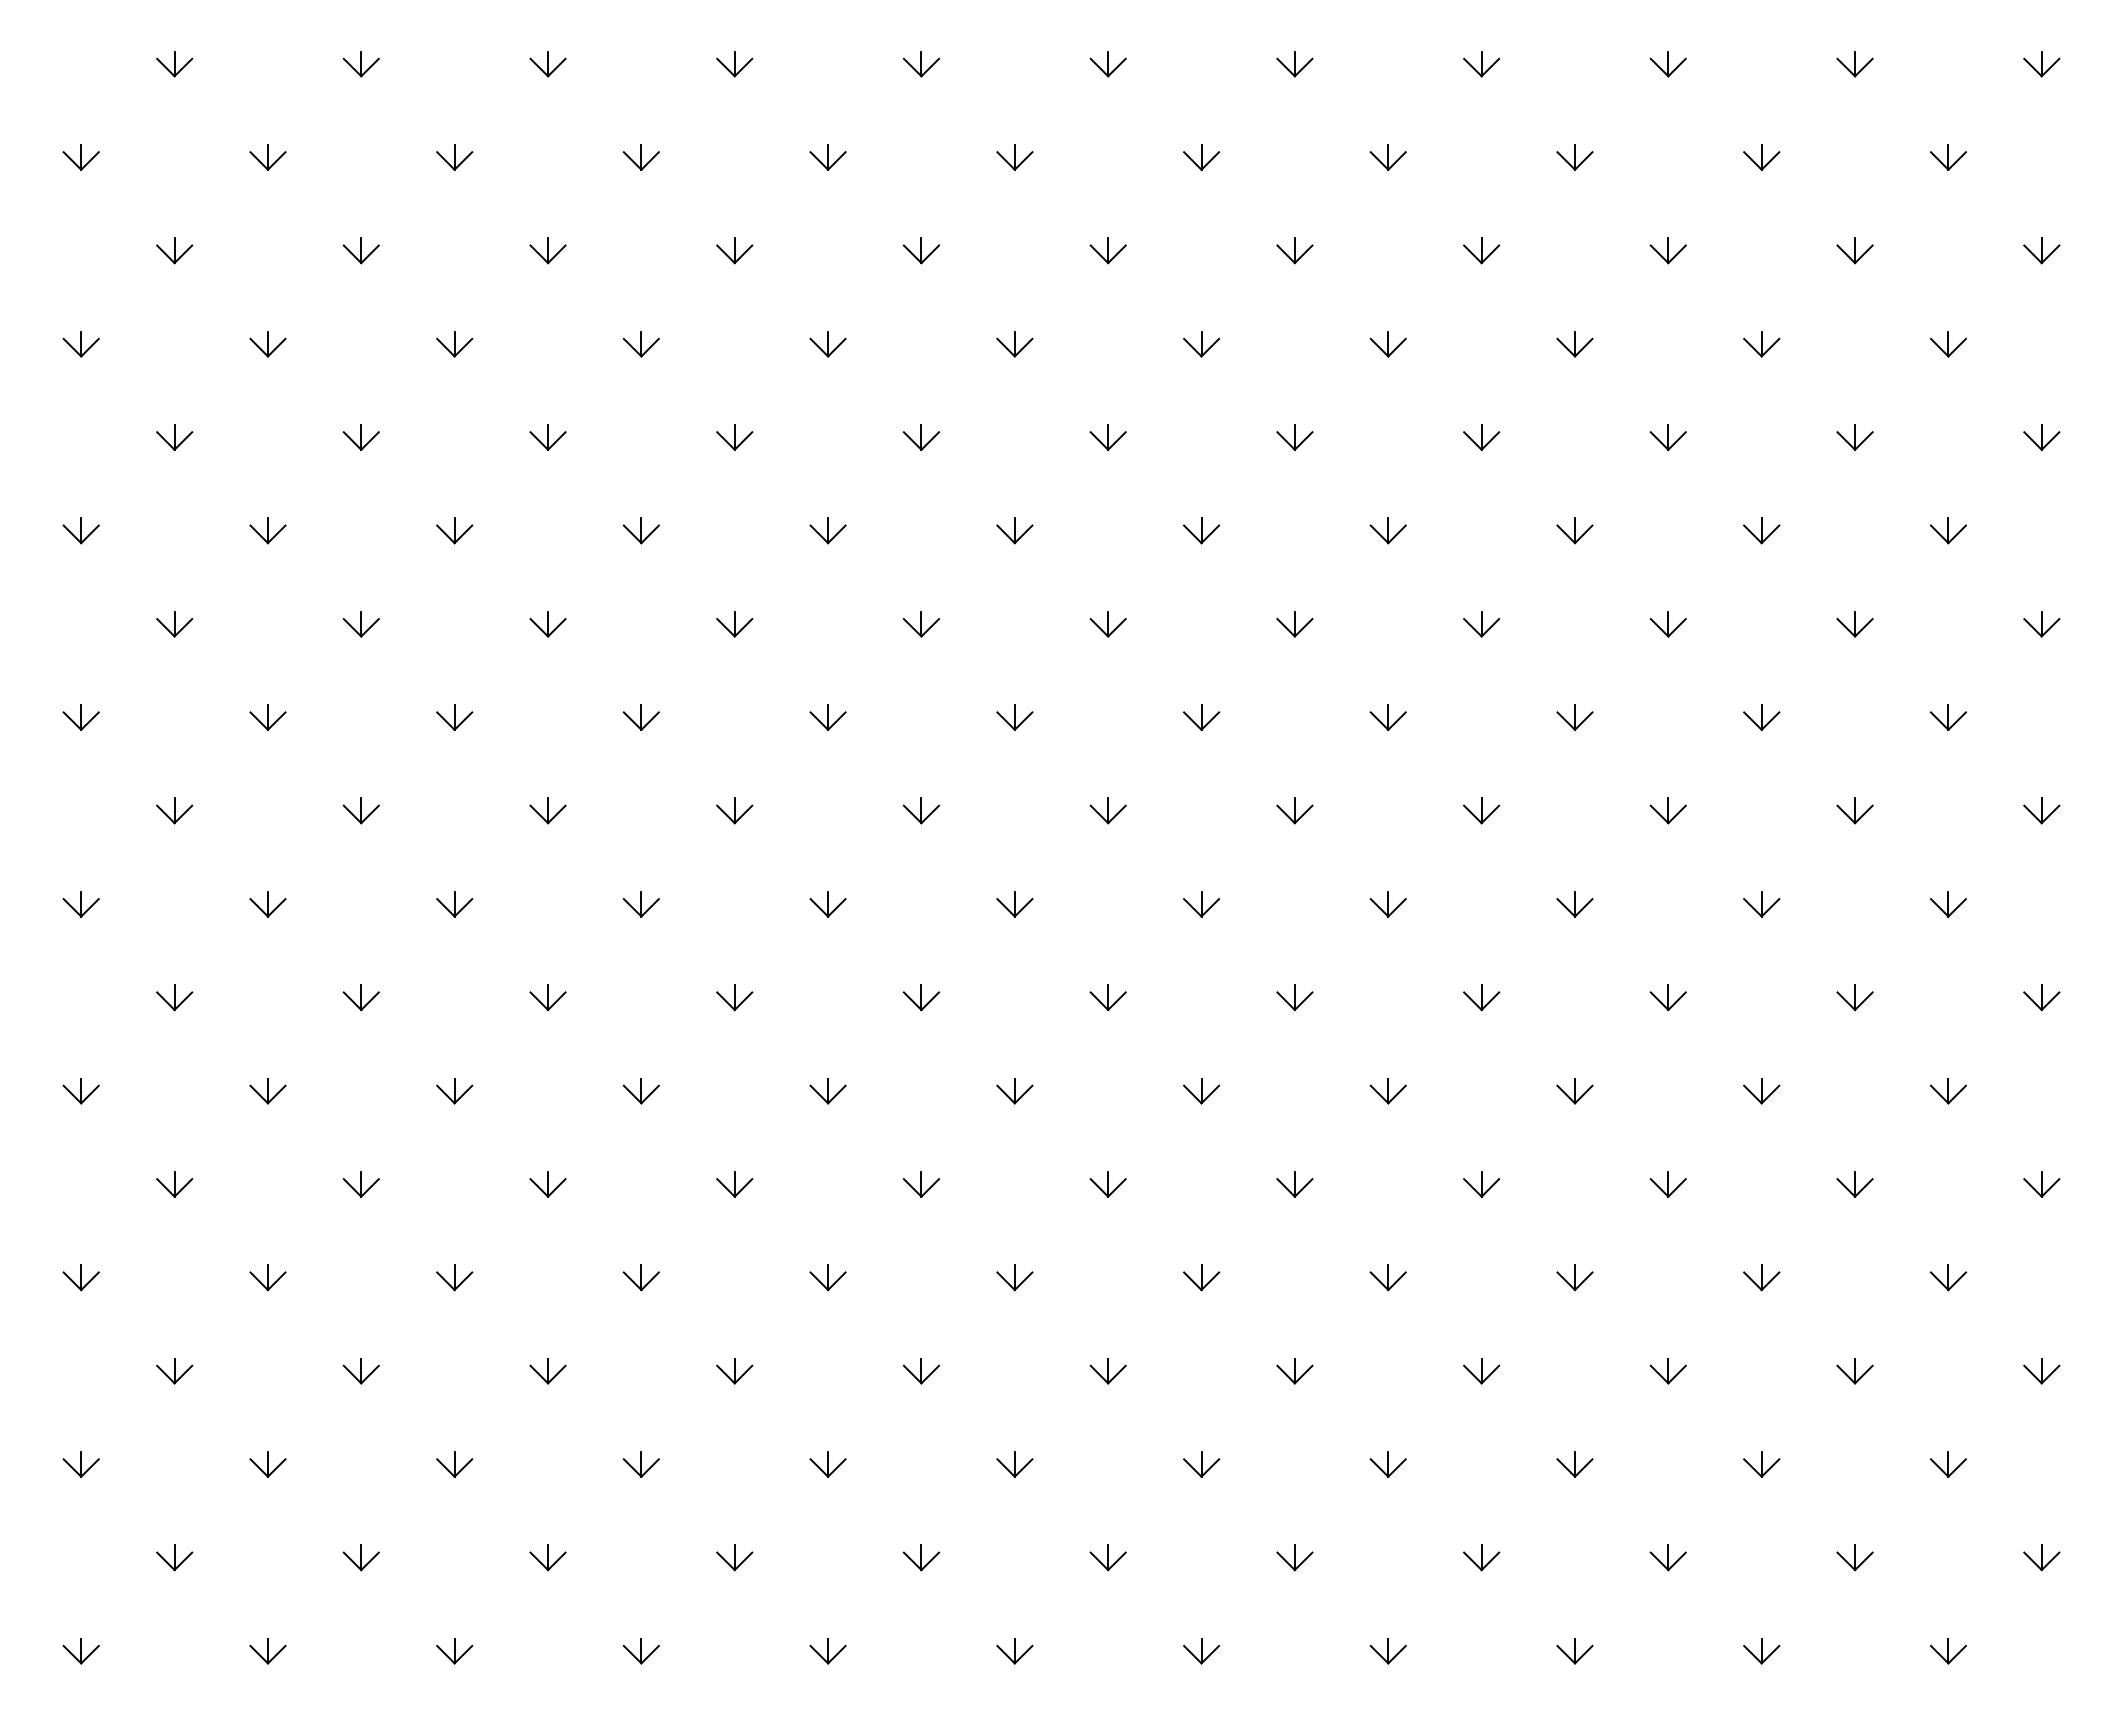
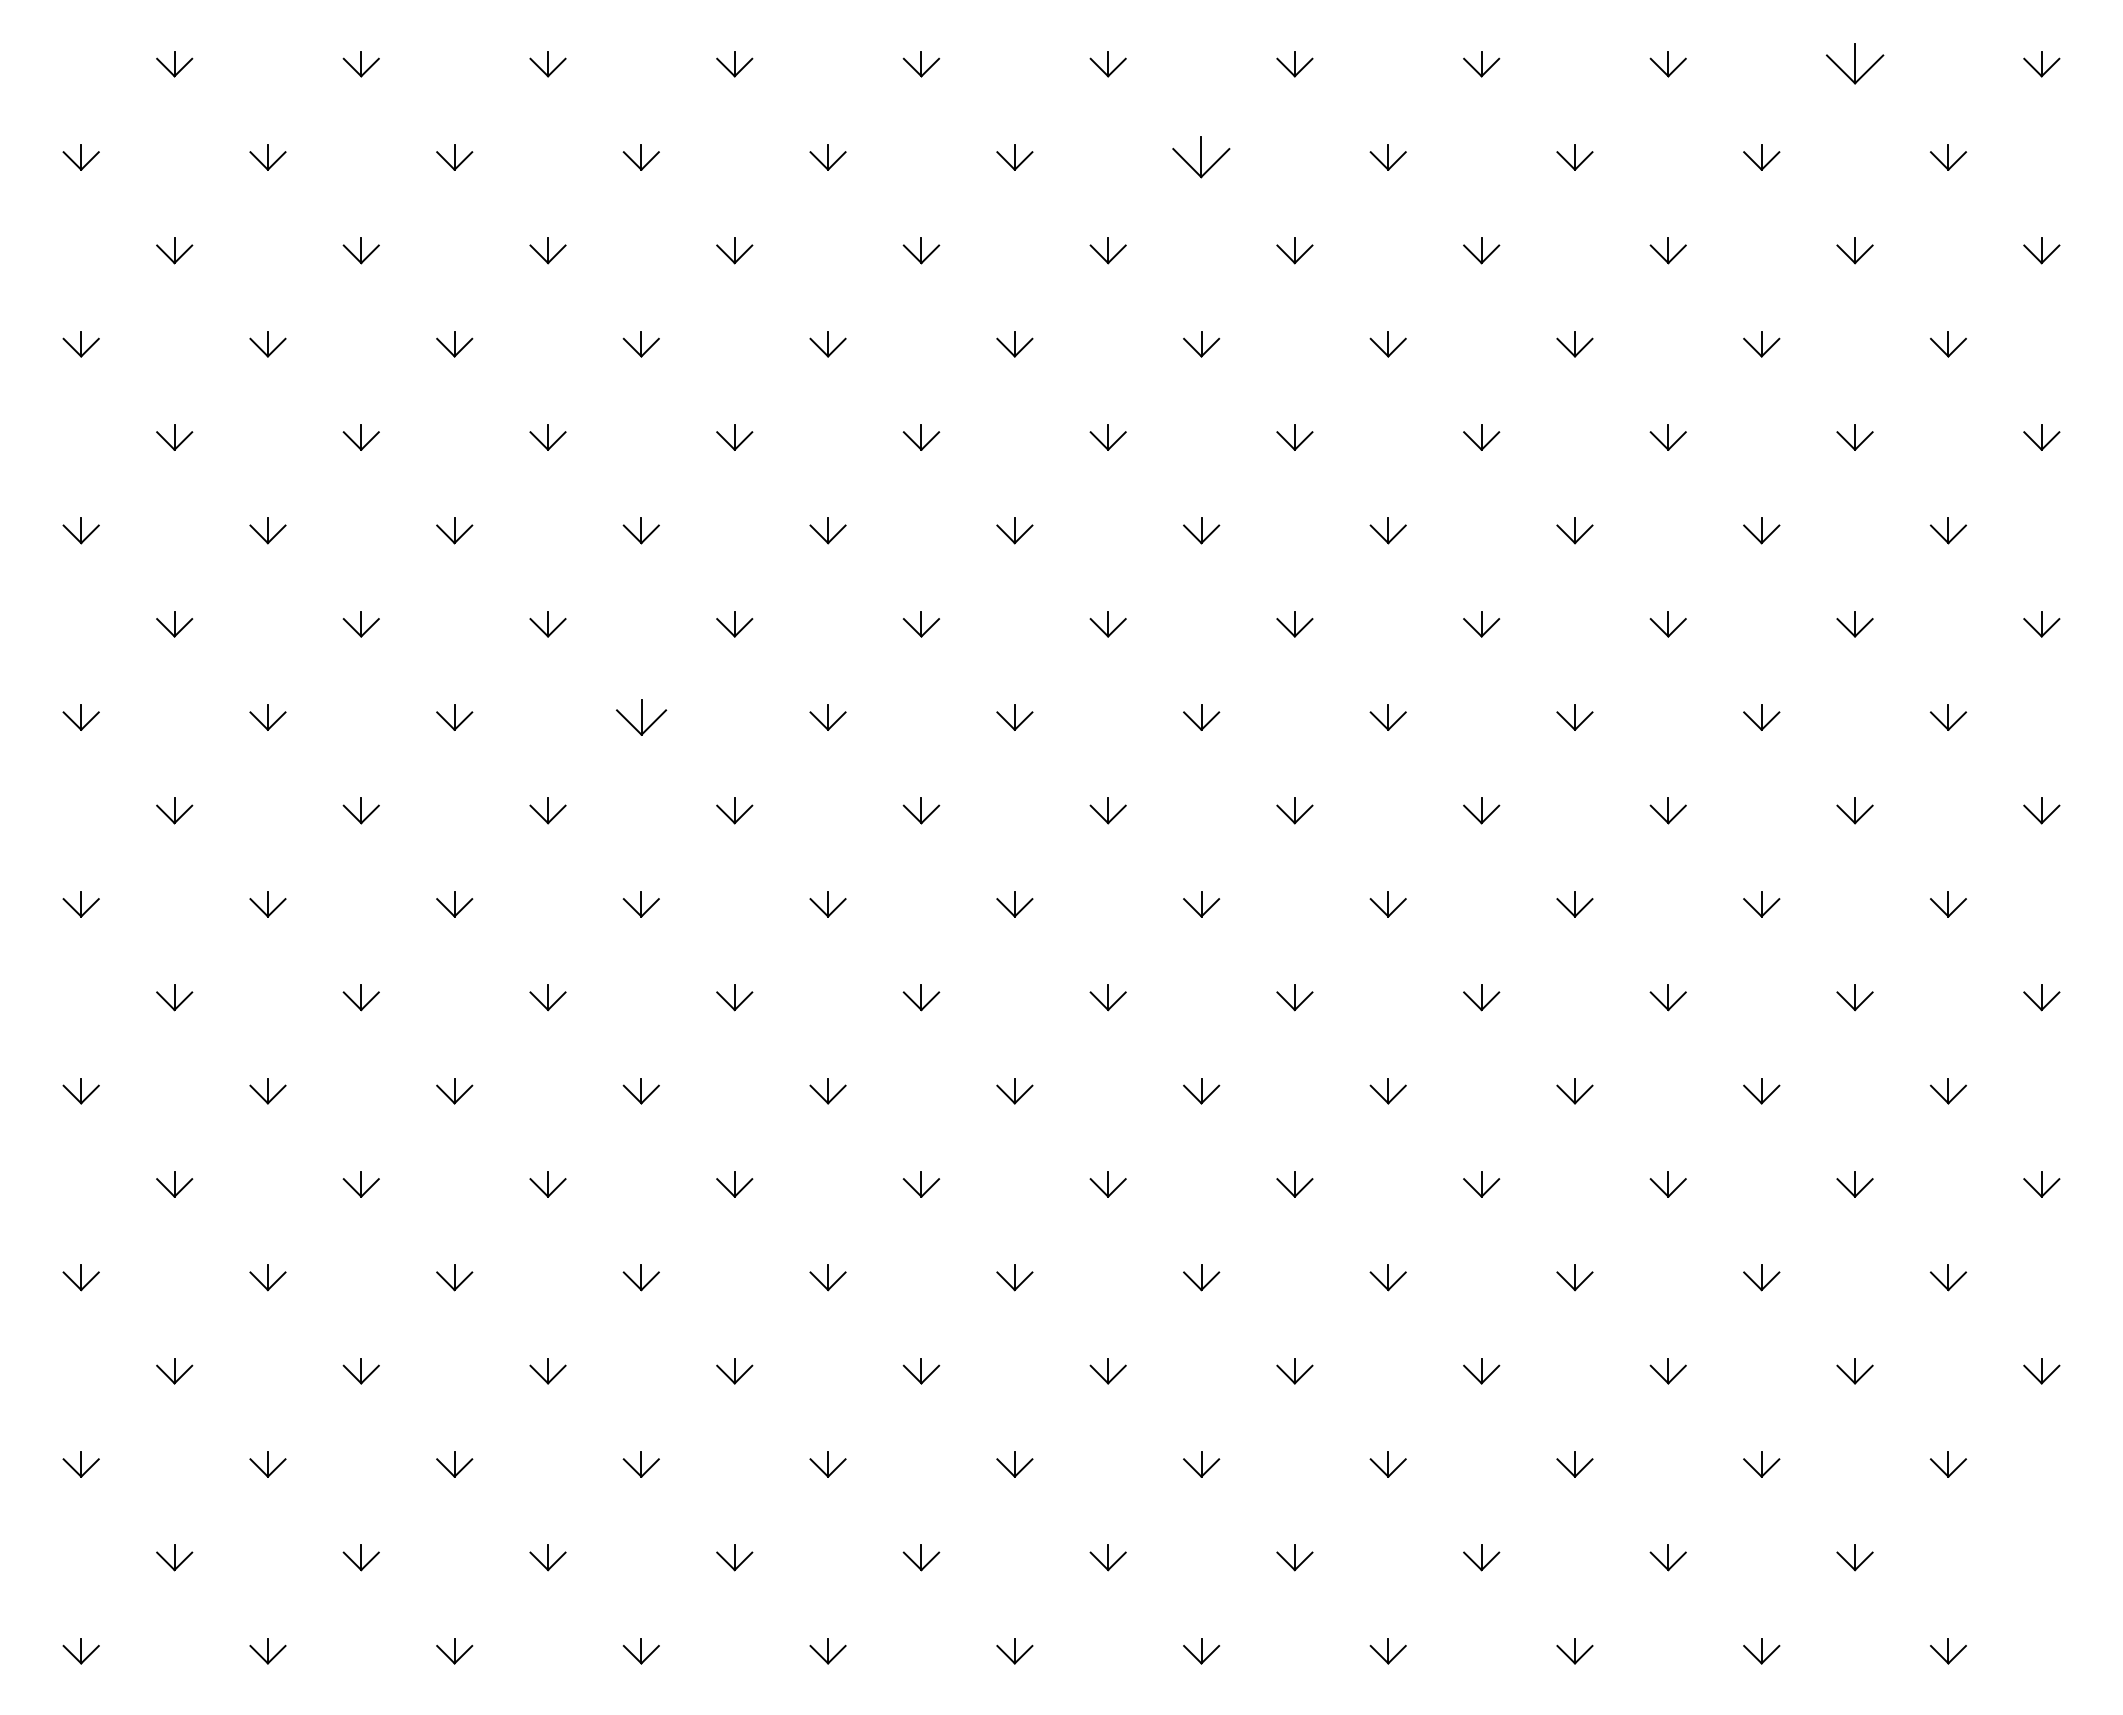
part size: 38x27 px -> 60x42 px (1854, 63)
part size: 38x27 px -> 59x43 px (1201, 157)
part size: 38x27 px -> 52x37 px (641, 717)
part: present -> none (2041, 1557)
